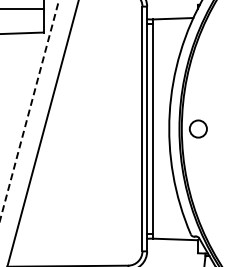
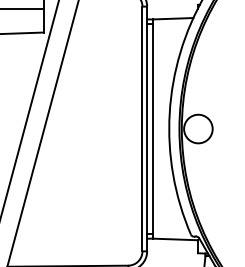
line: dashed -> solid (29, 110)
circle diameter: 17 px -> 29 px (198, 128)
